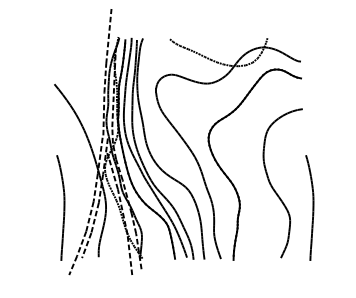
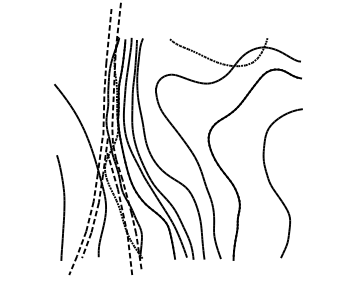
line: none -> present (118, 25)
part: present -> none (309, 207)
